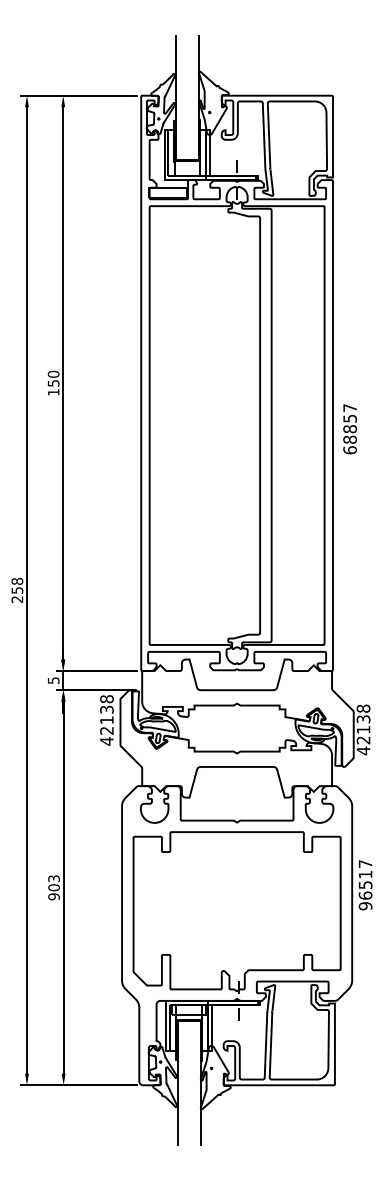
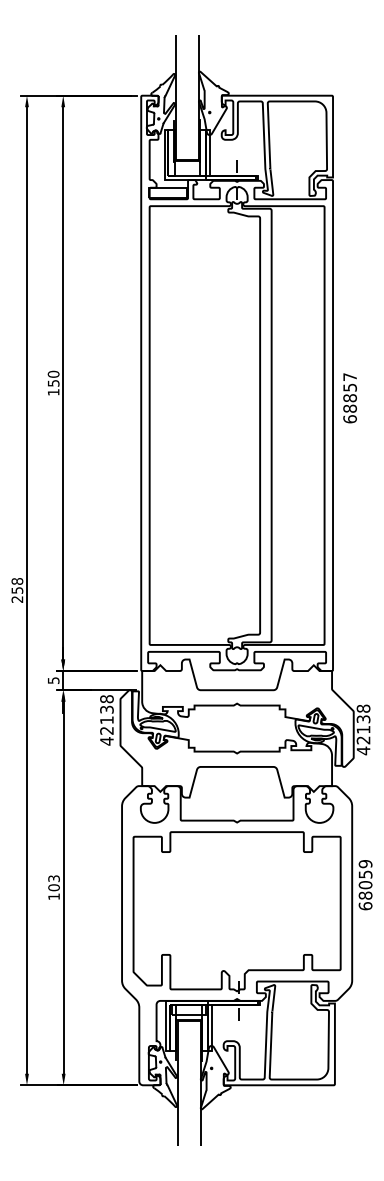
text position: (349, 429) -> (349, 398) (349, 398)
text: 96517 -> 68059 (365, 885)
text: 903 -> 103 (53, 896)
